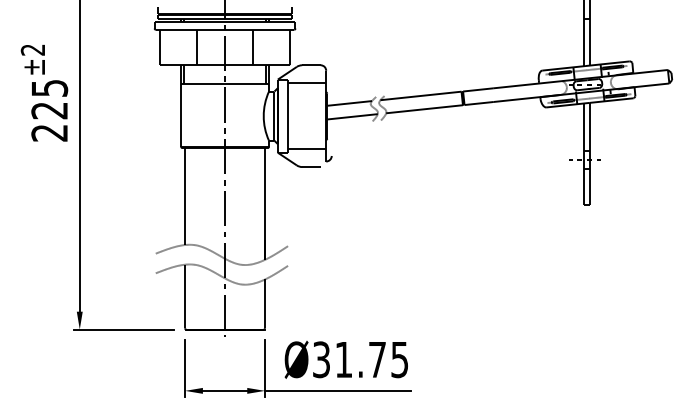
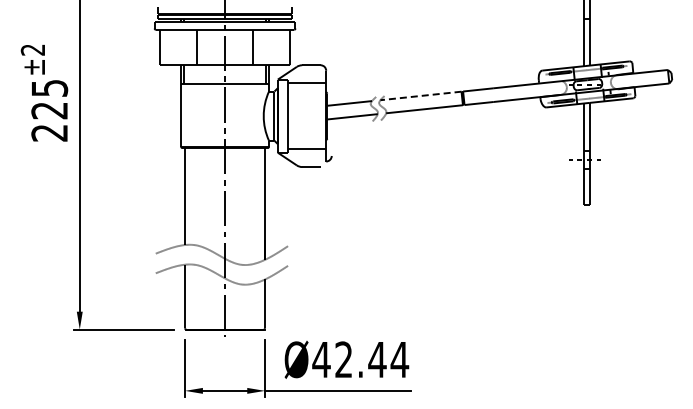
line: solid -> dashed (420, 95)
text: Ø31.75 -> Ø42.44 (360, 359)
